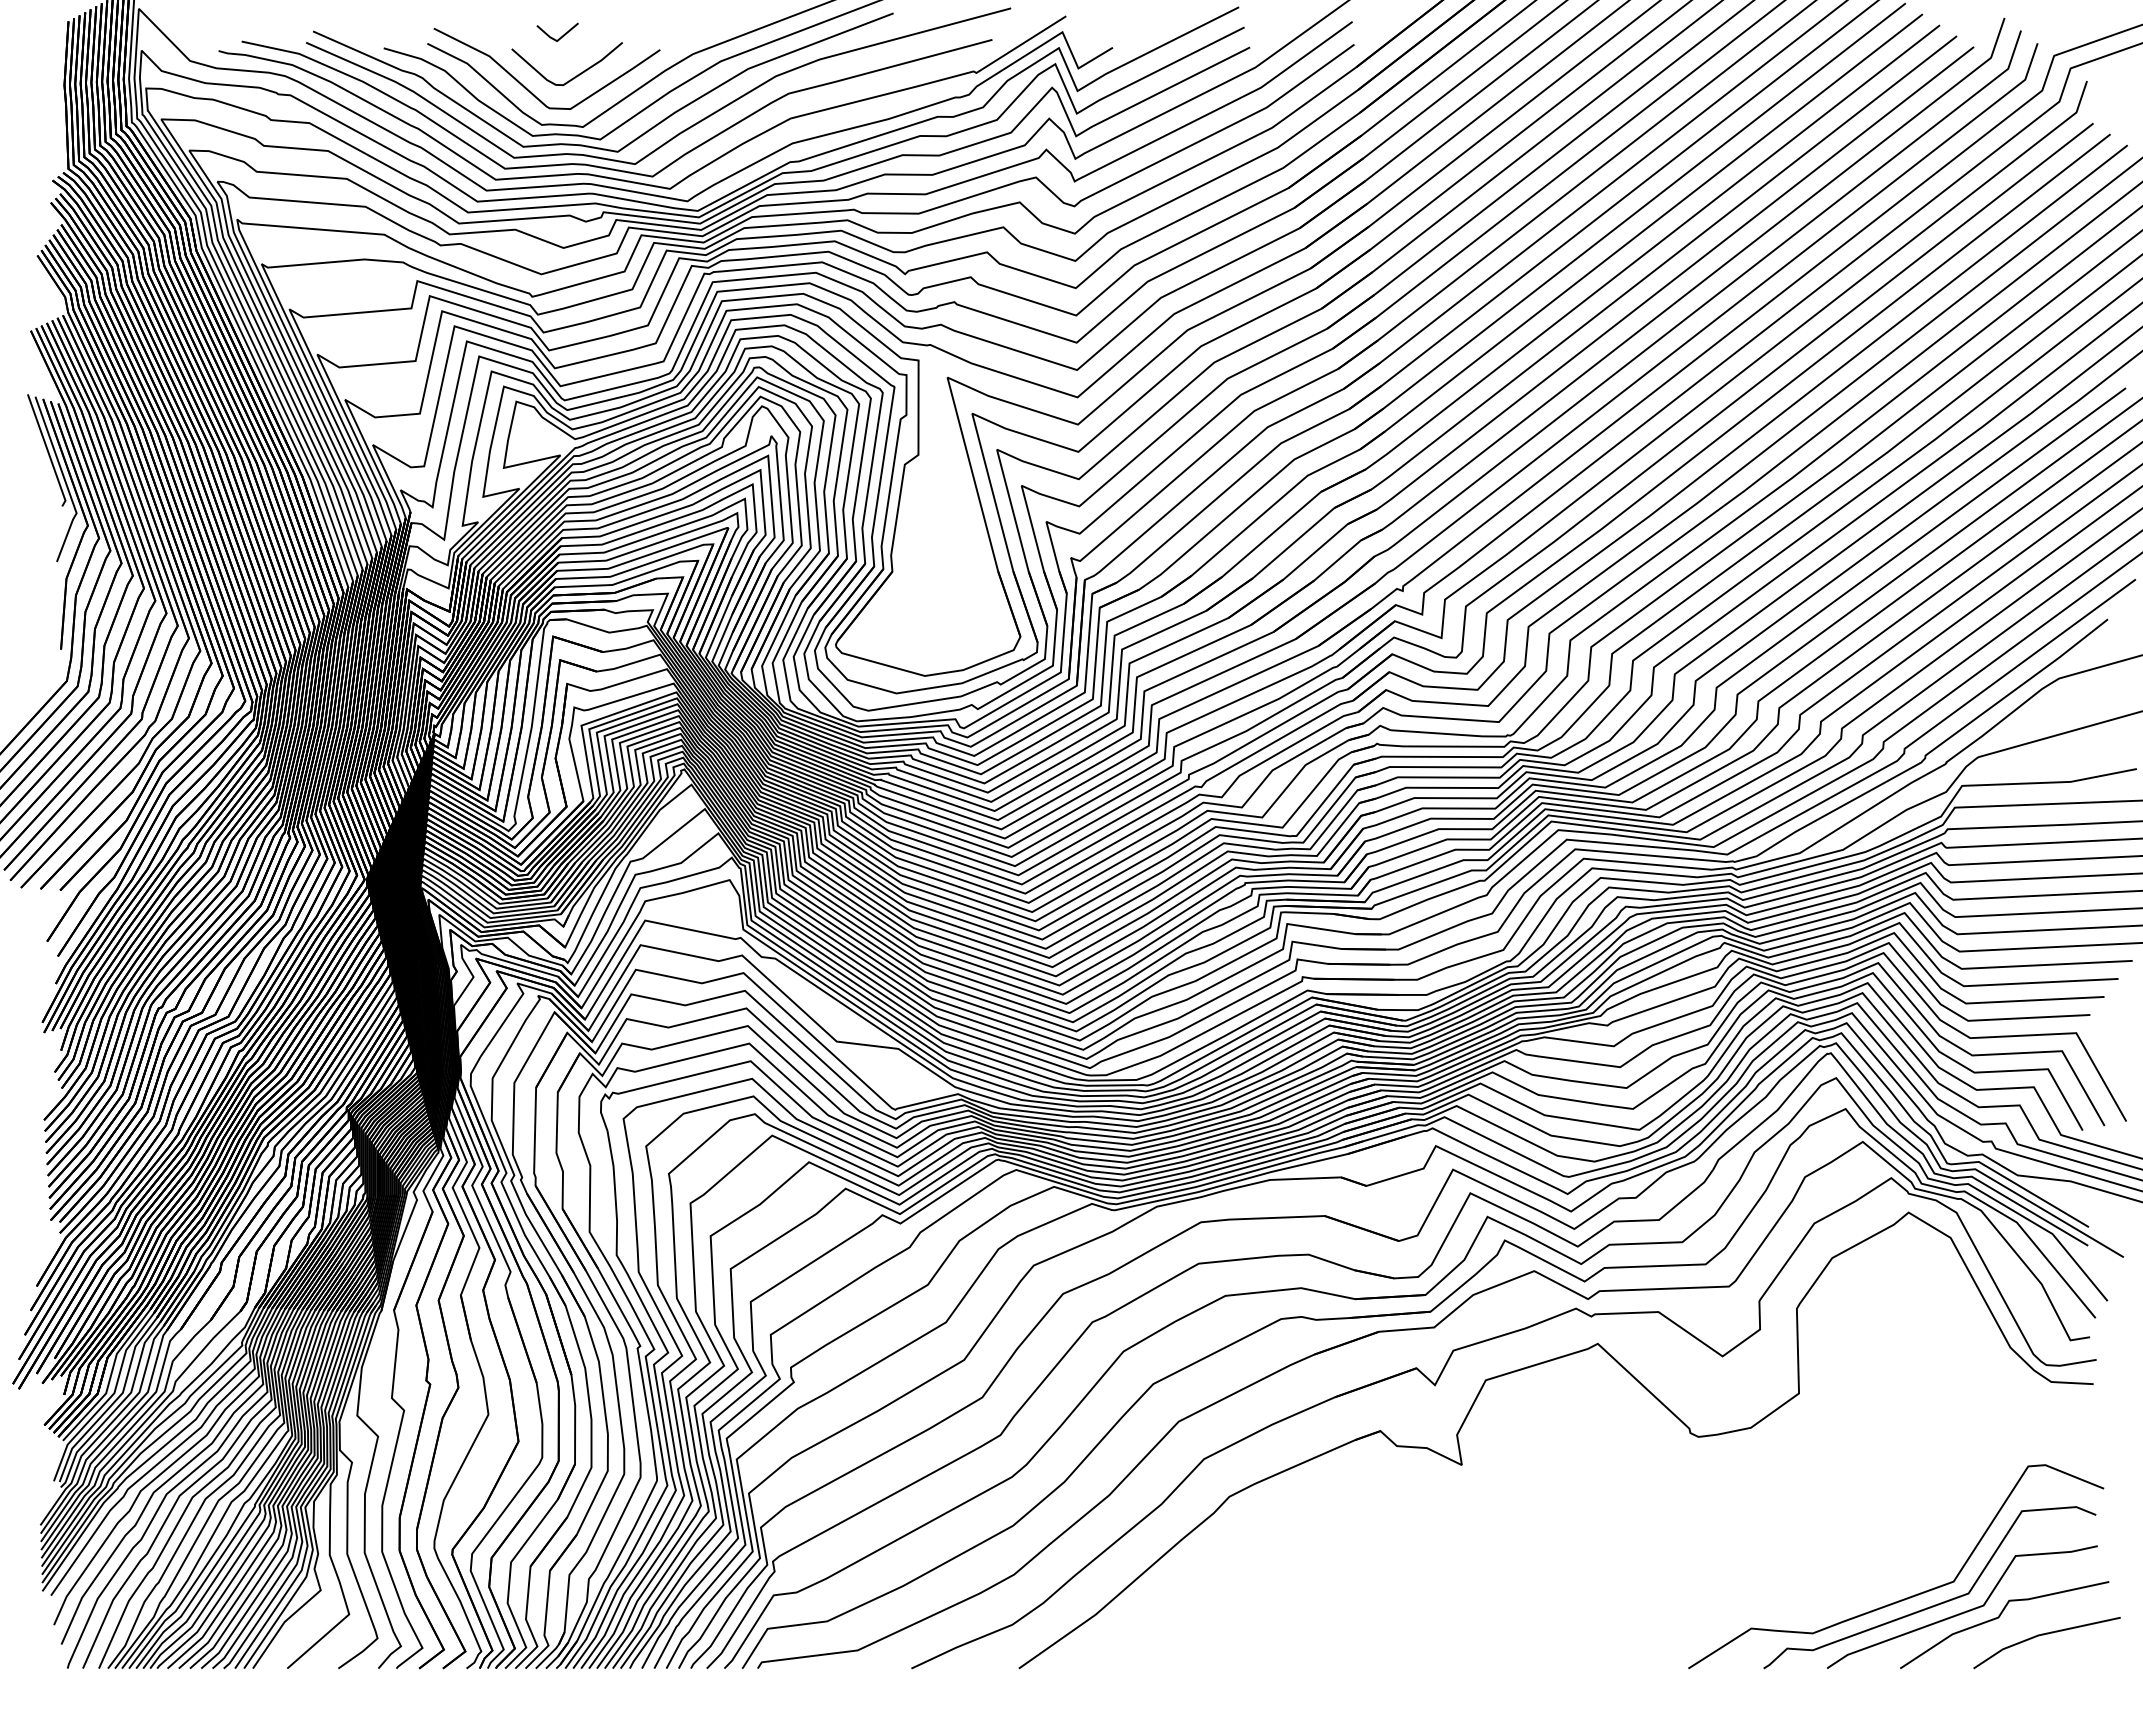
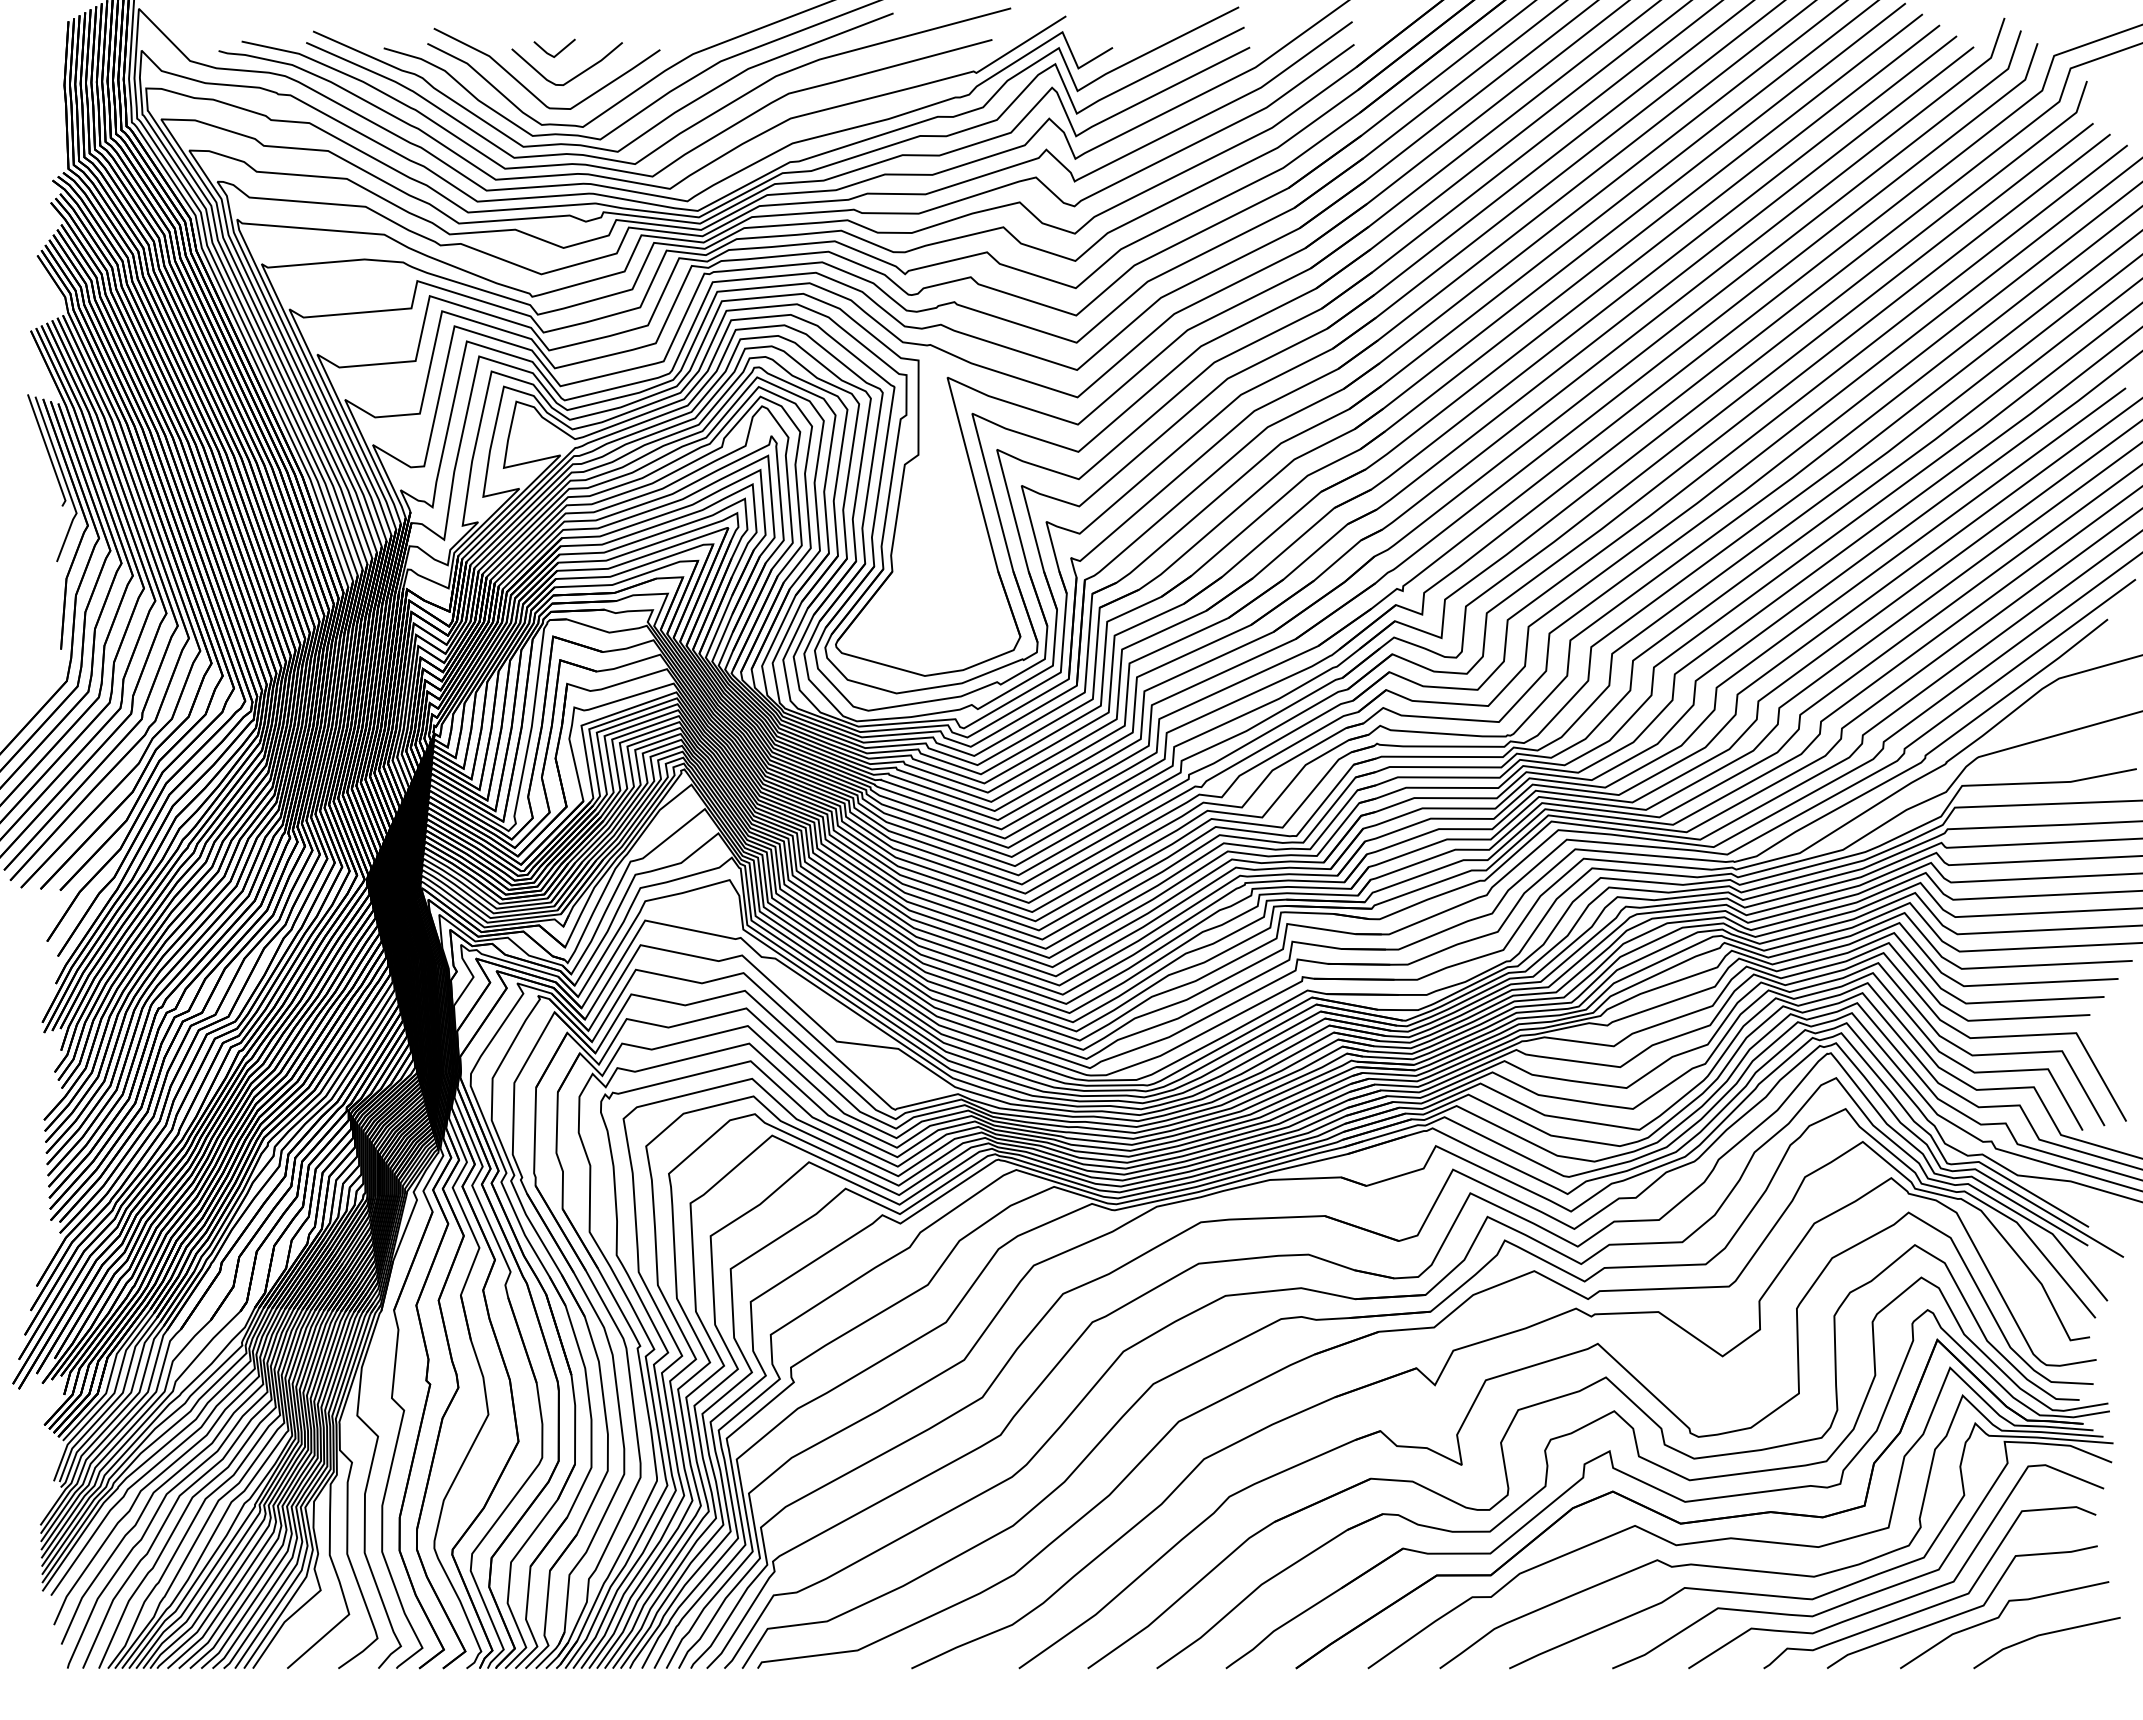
line position: (559, 37) -> (556, 53) (556, 53)
part: none -> present (1600, 1456)
